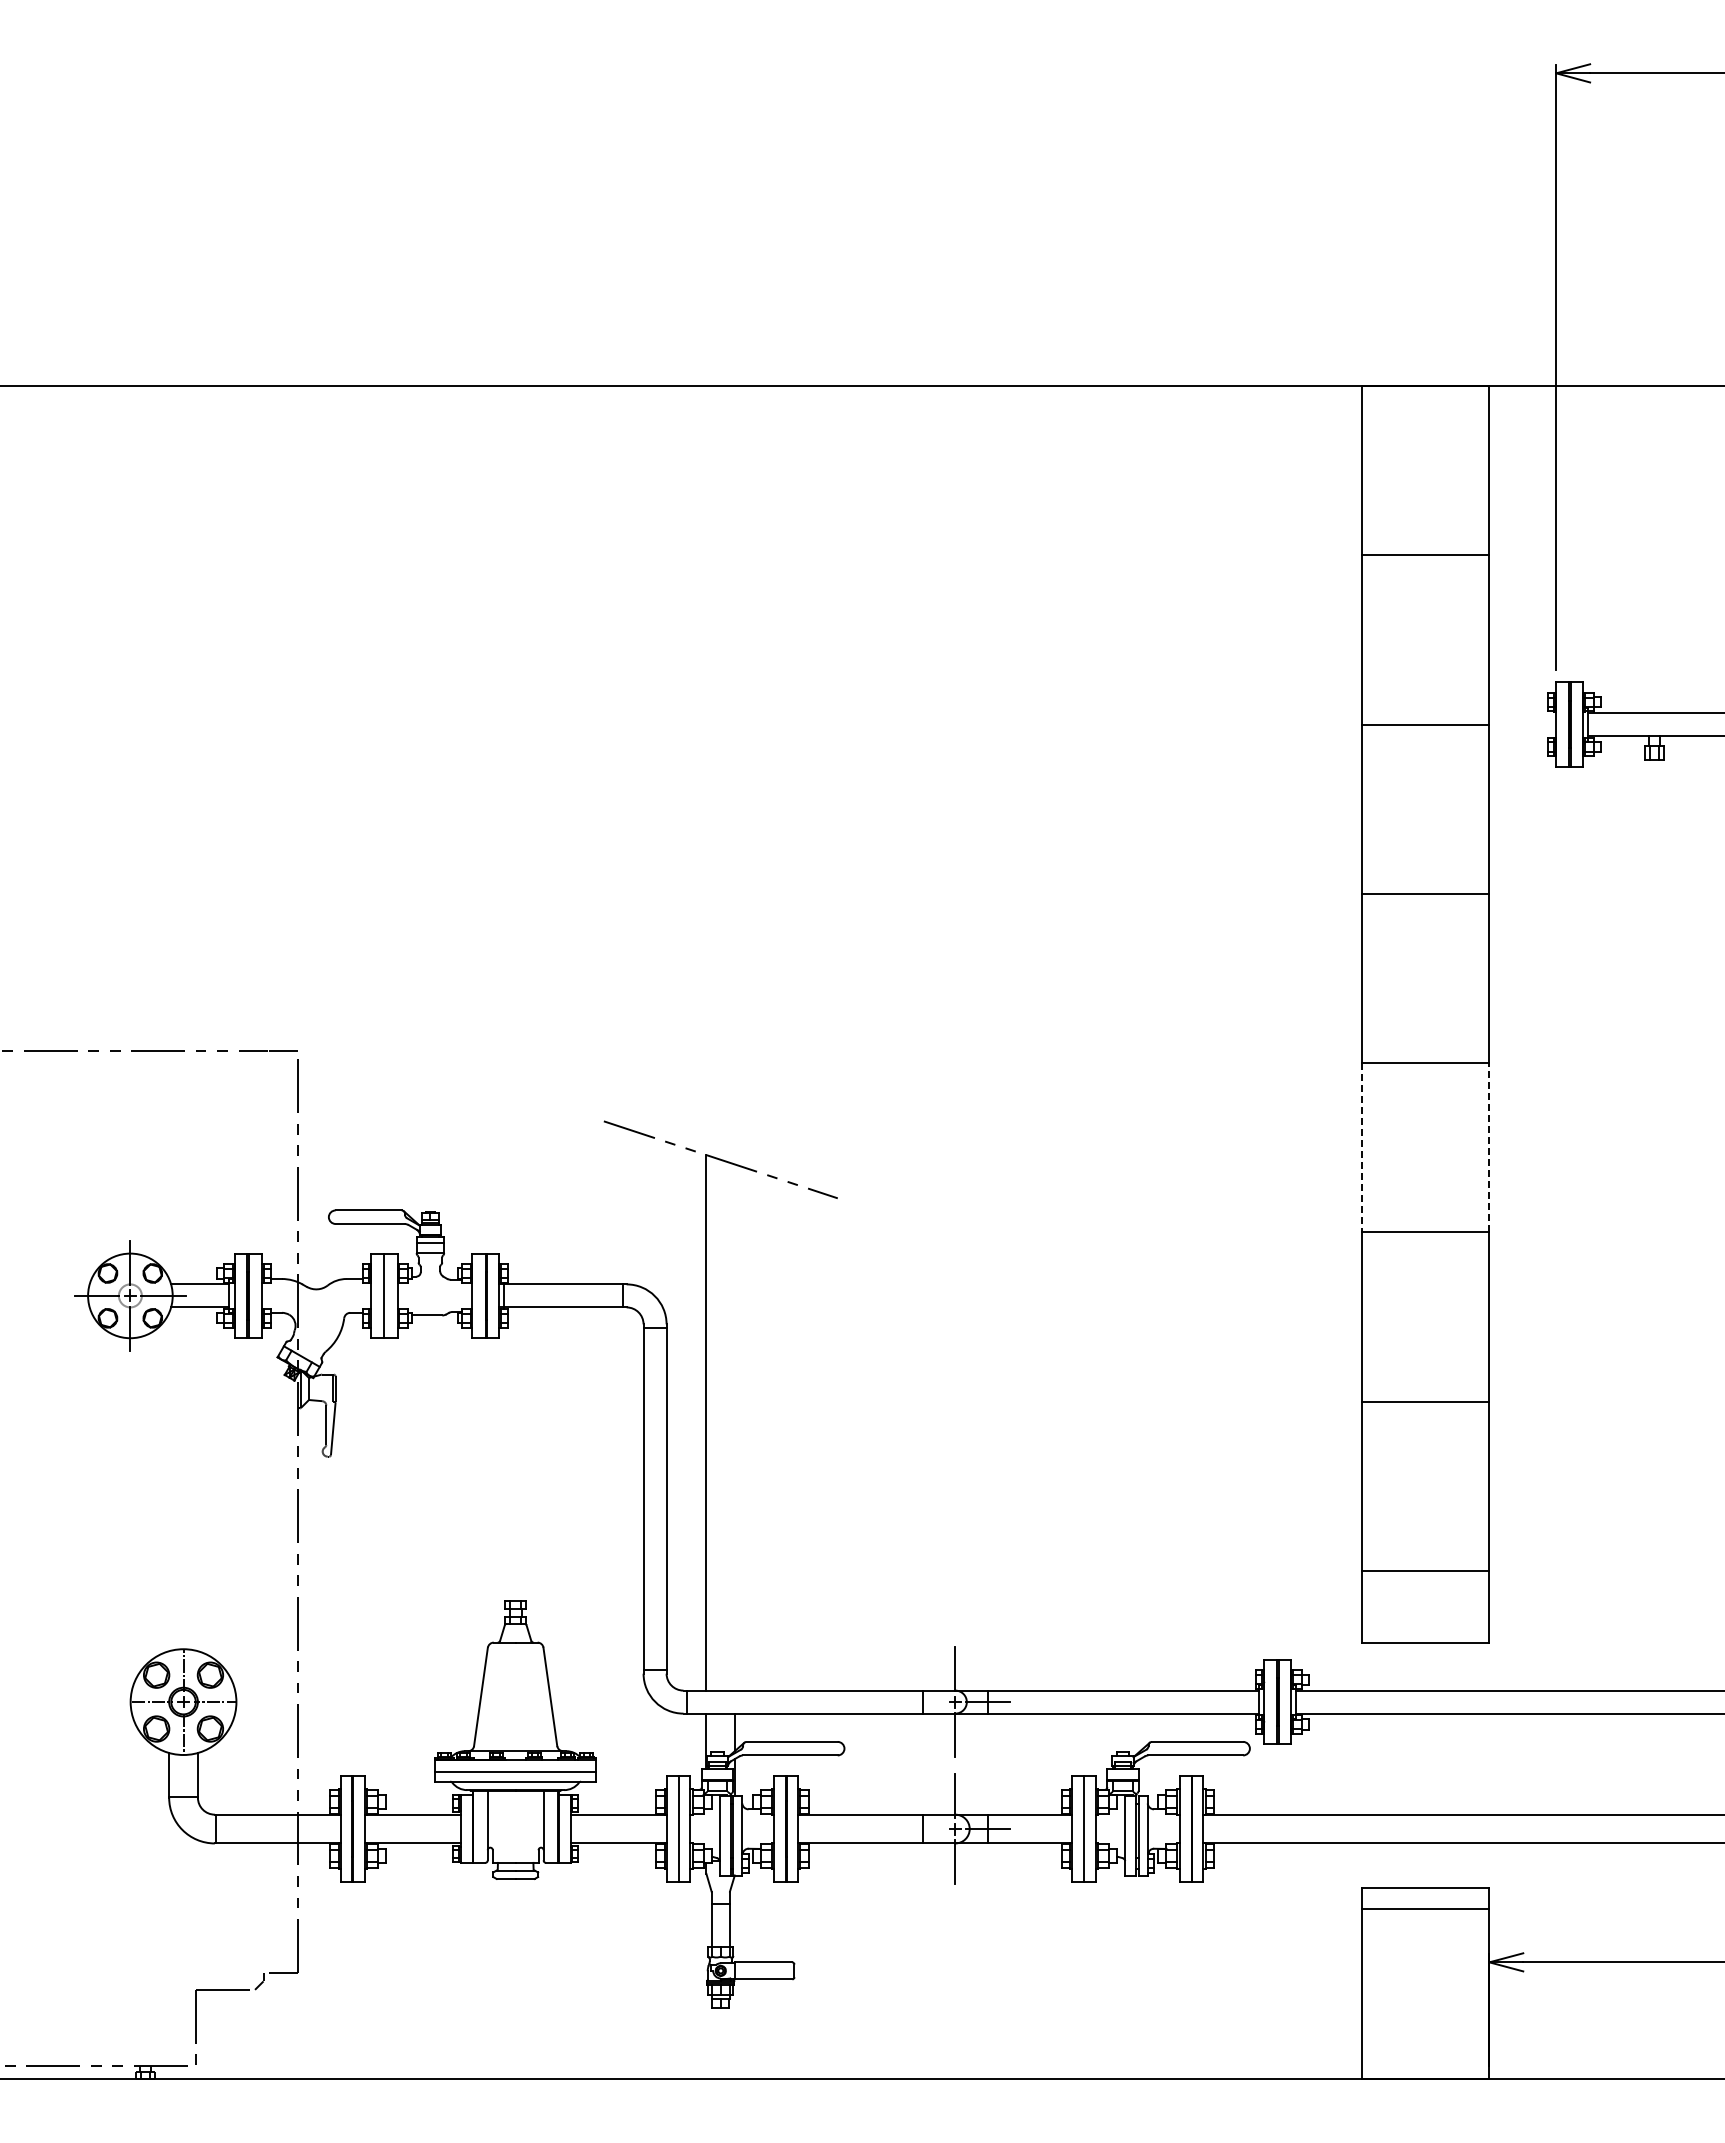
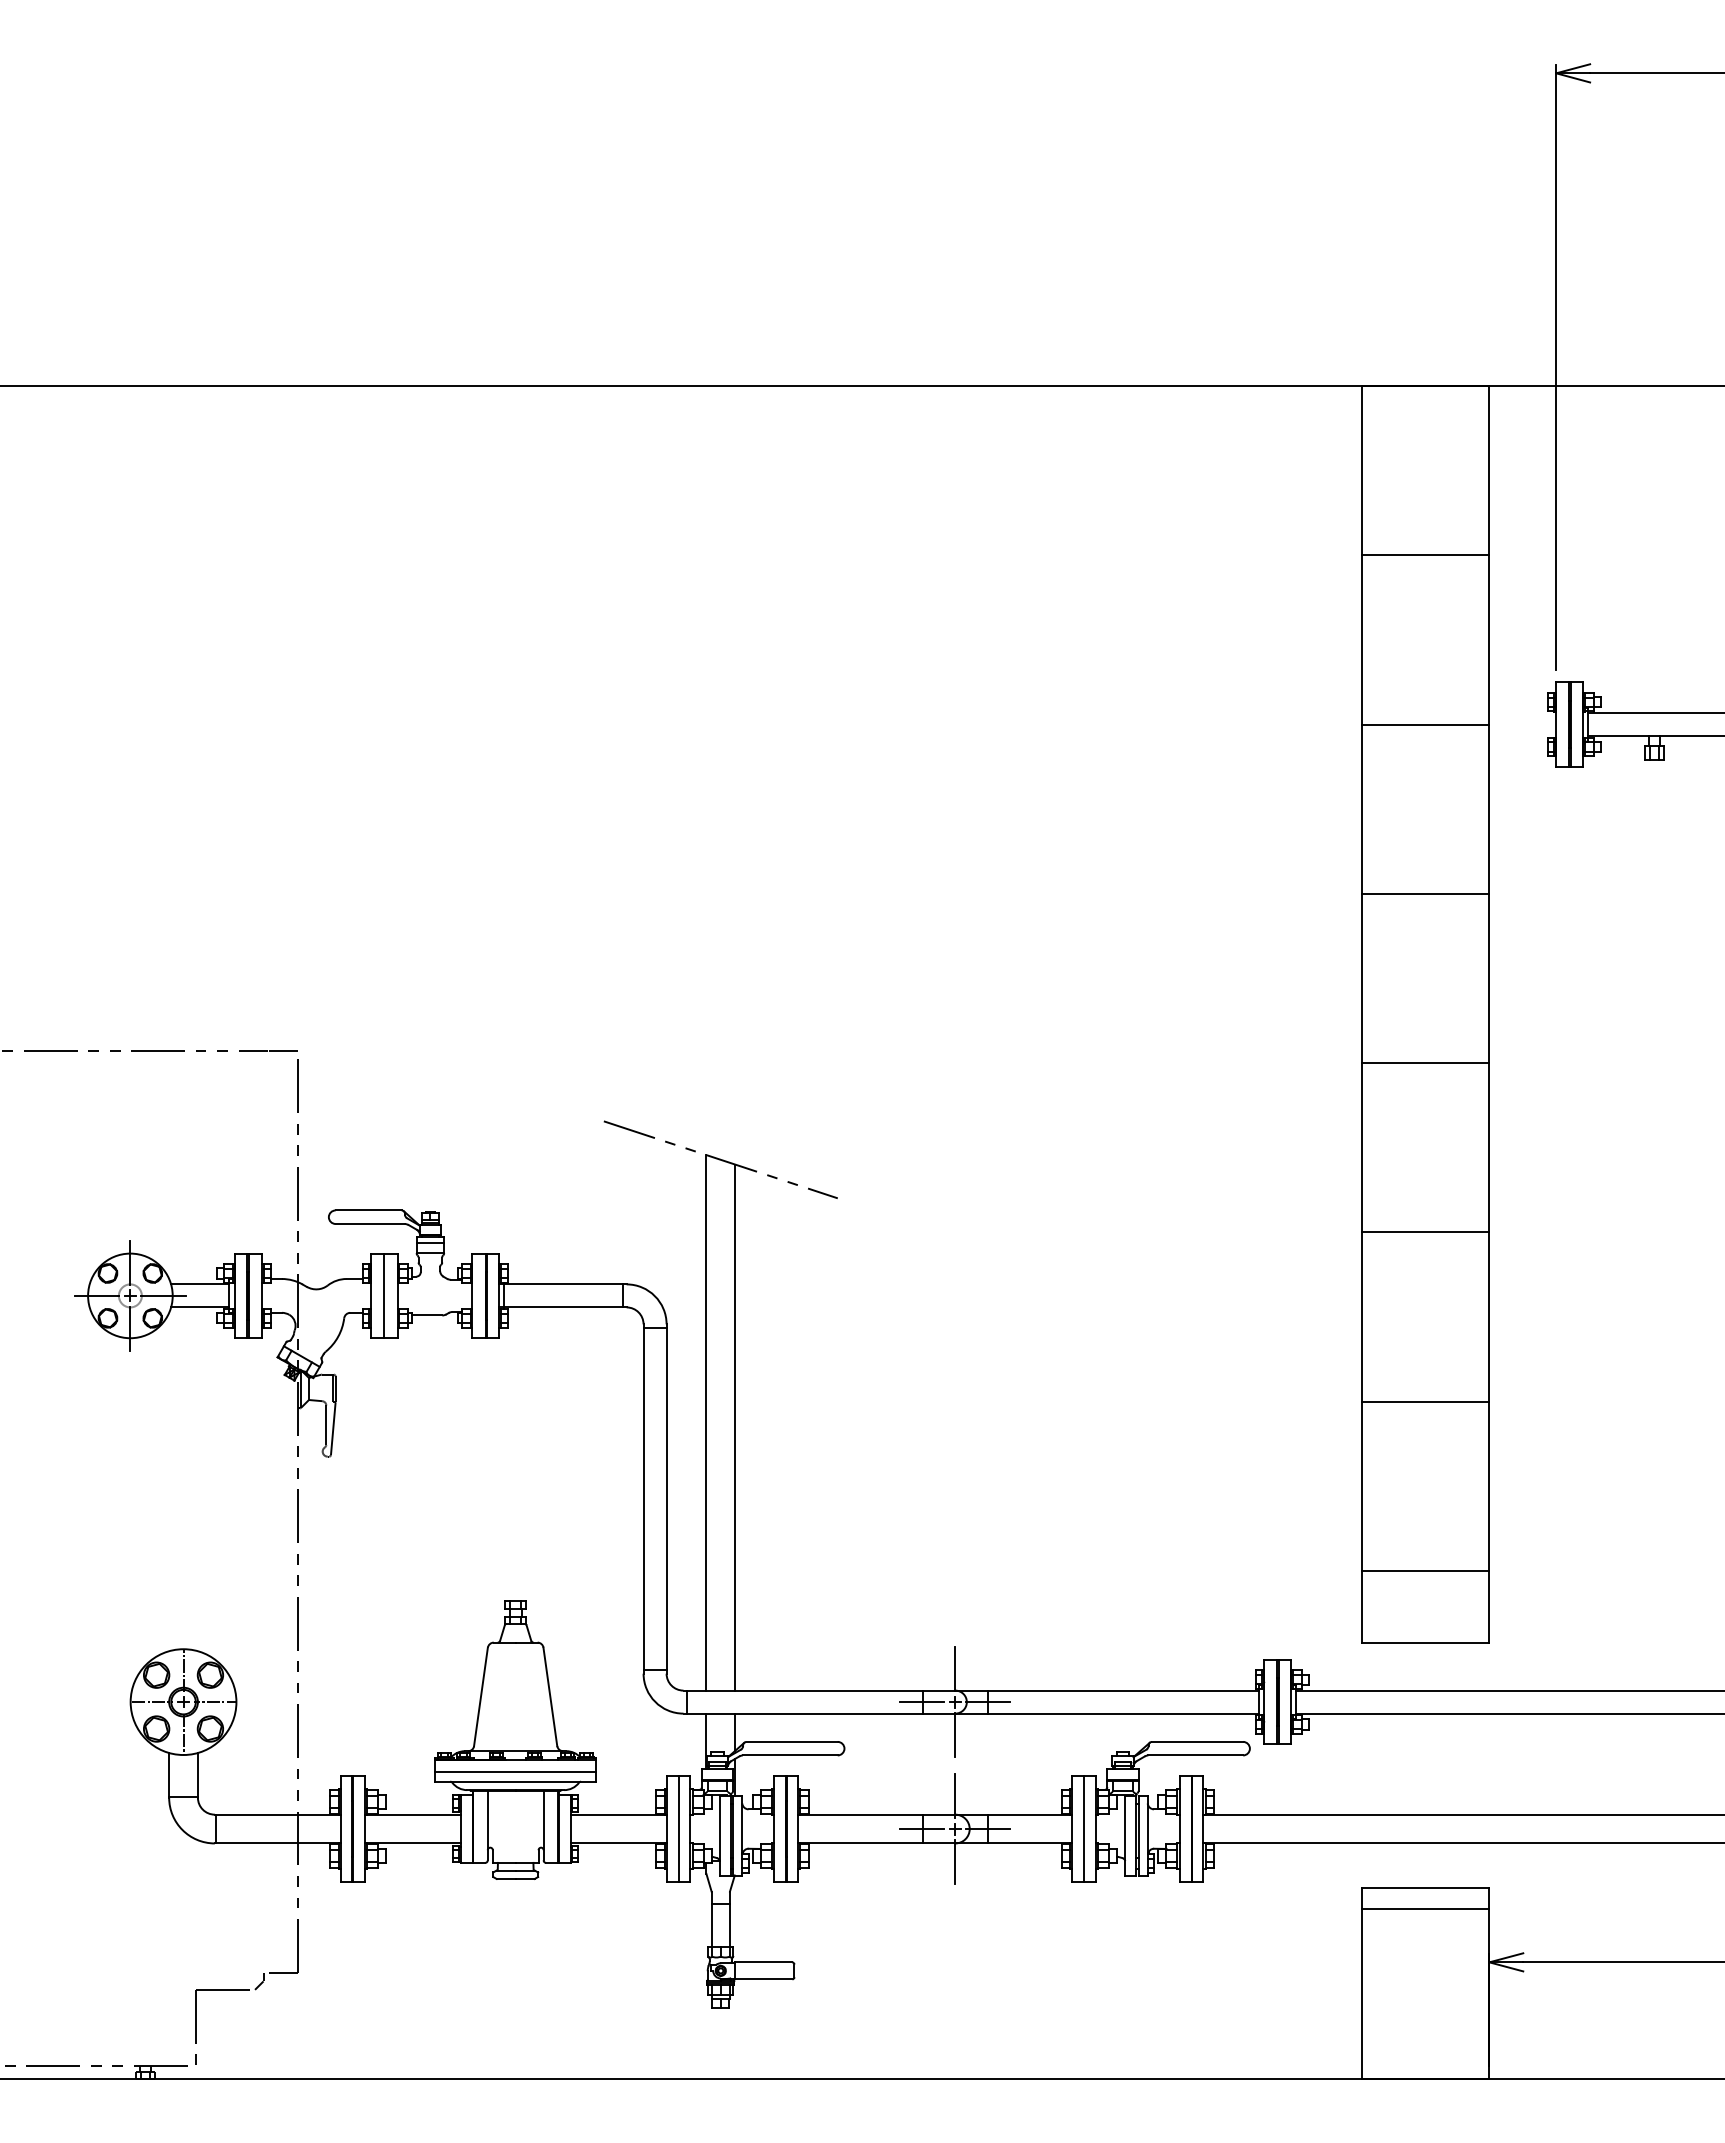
line: dashed -> solid (1362, 1147)
line: dashed -> solid (1489, 1147)
line: none -> present (735, 1427)
line: none -> present (922, 1702)
line: none -> present (922, 1829)
